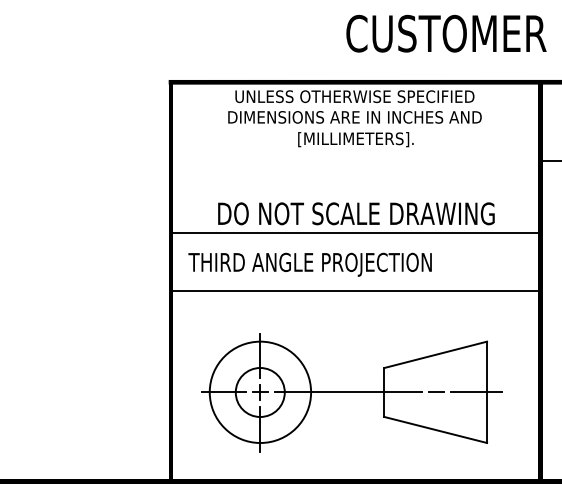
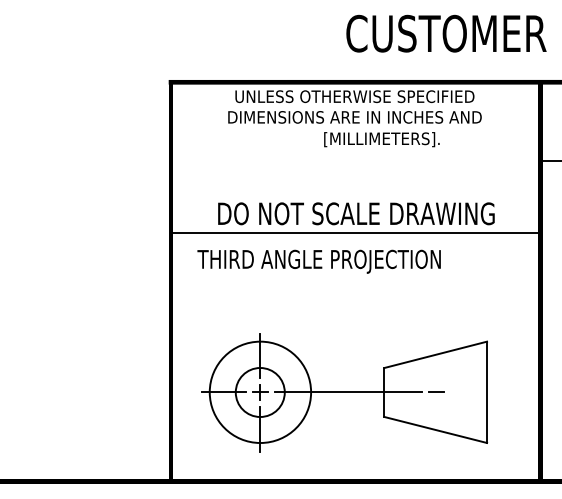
text position: (355, 139) -> (381, 139) (381, 139)
text position: (309, 264) -> (318, 261) (318, 261)
line: present -> none (355, 290)
line: present -> none (476, 392)
